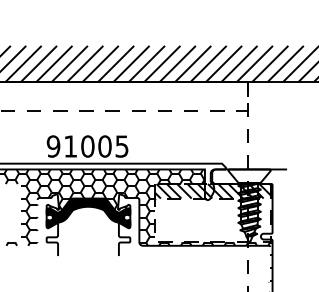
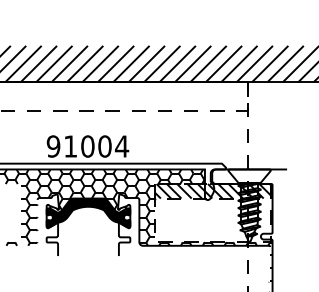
text: 91005 -> 91004 (122, 146)
